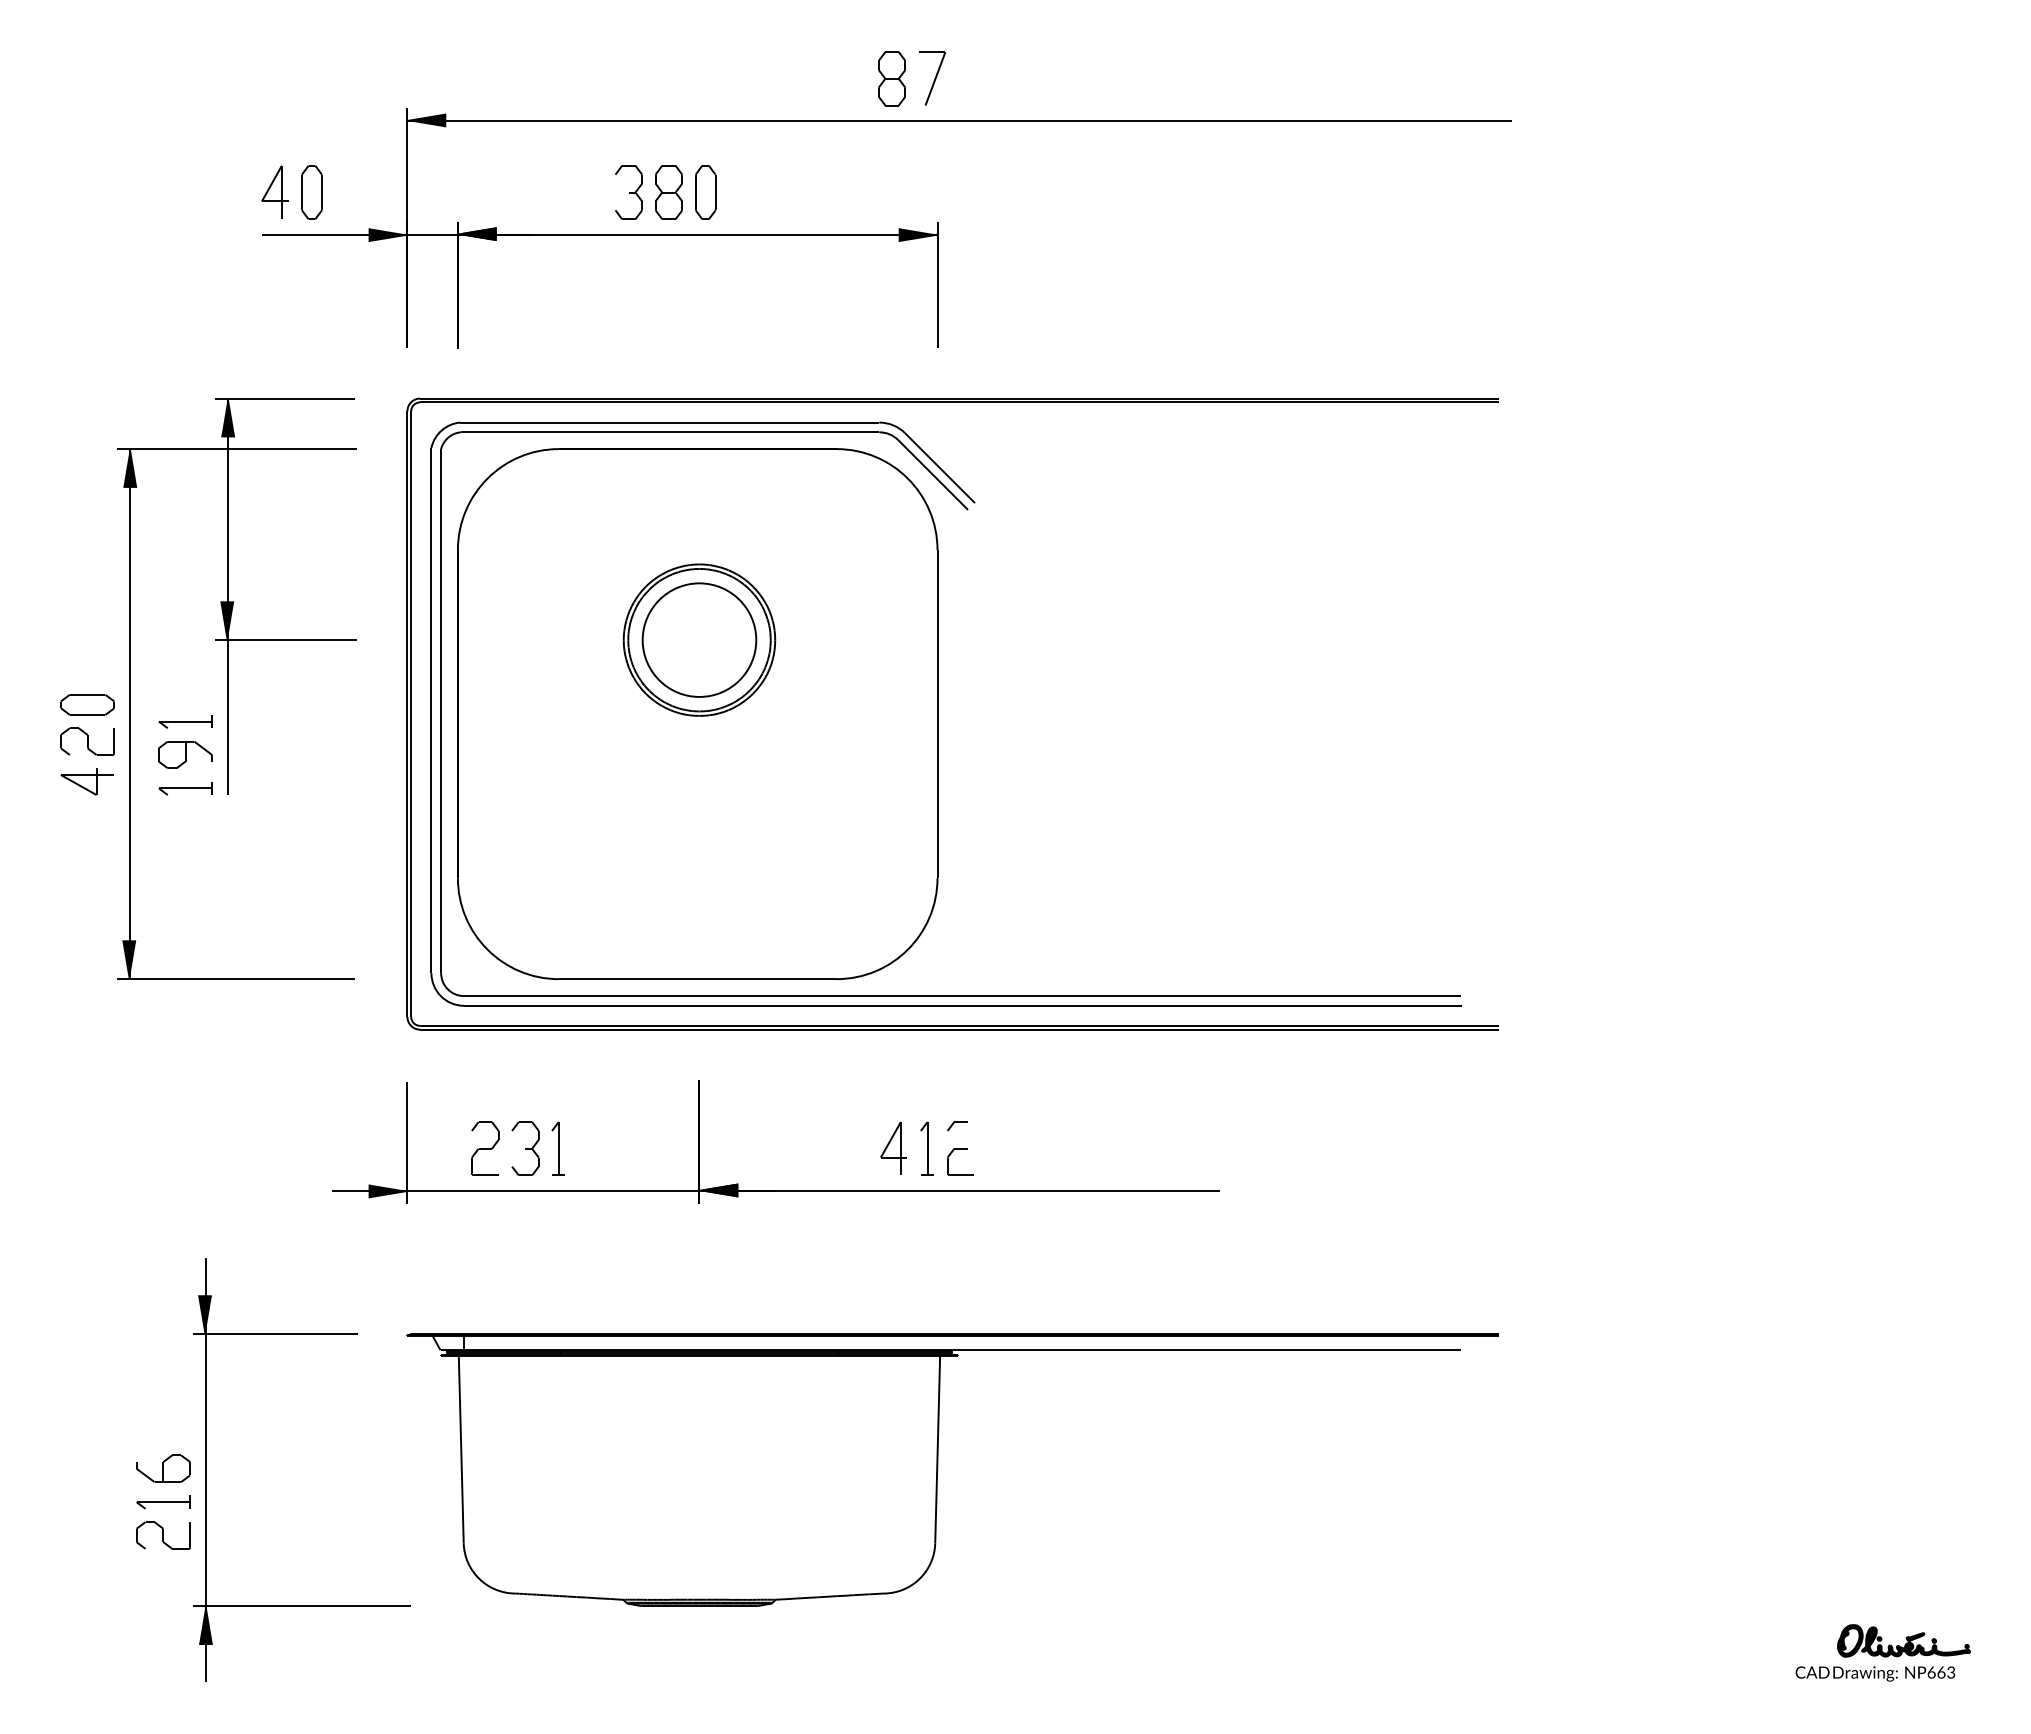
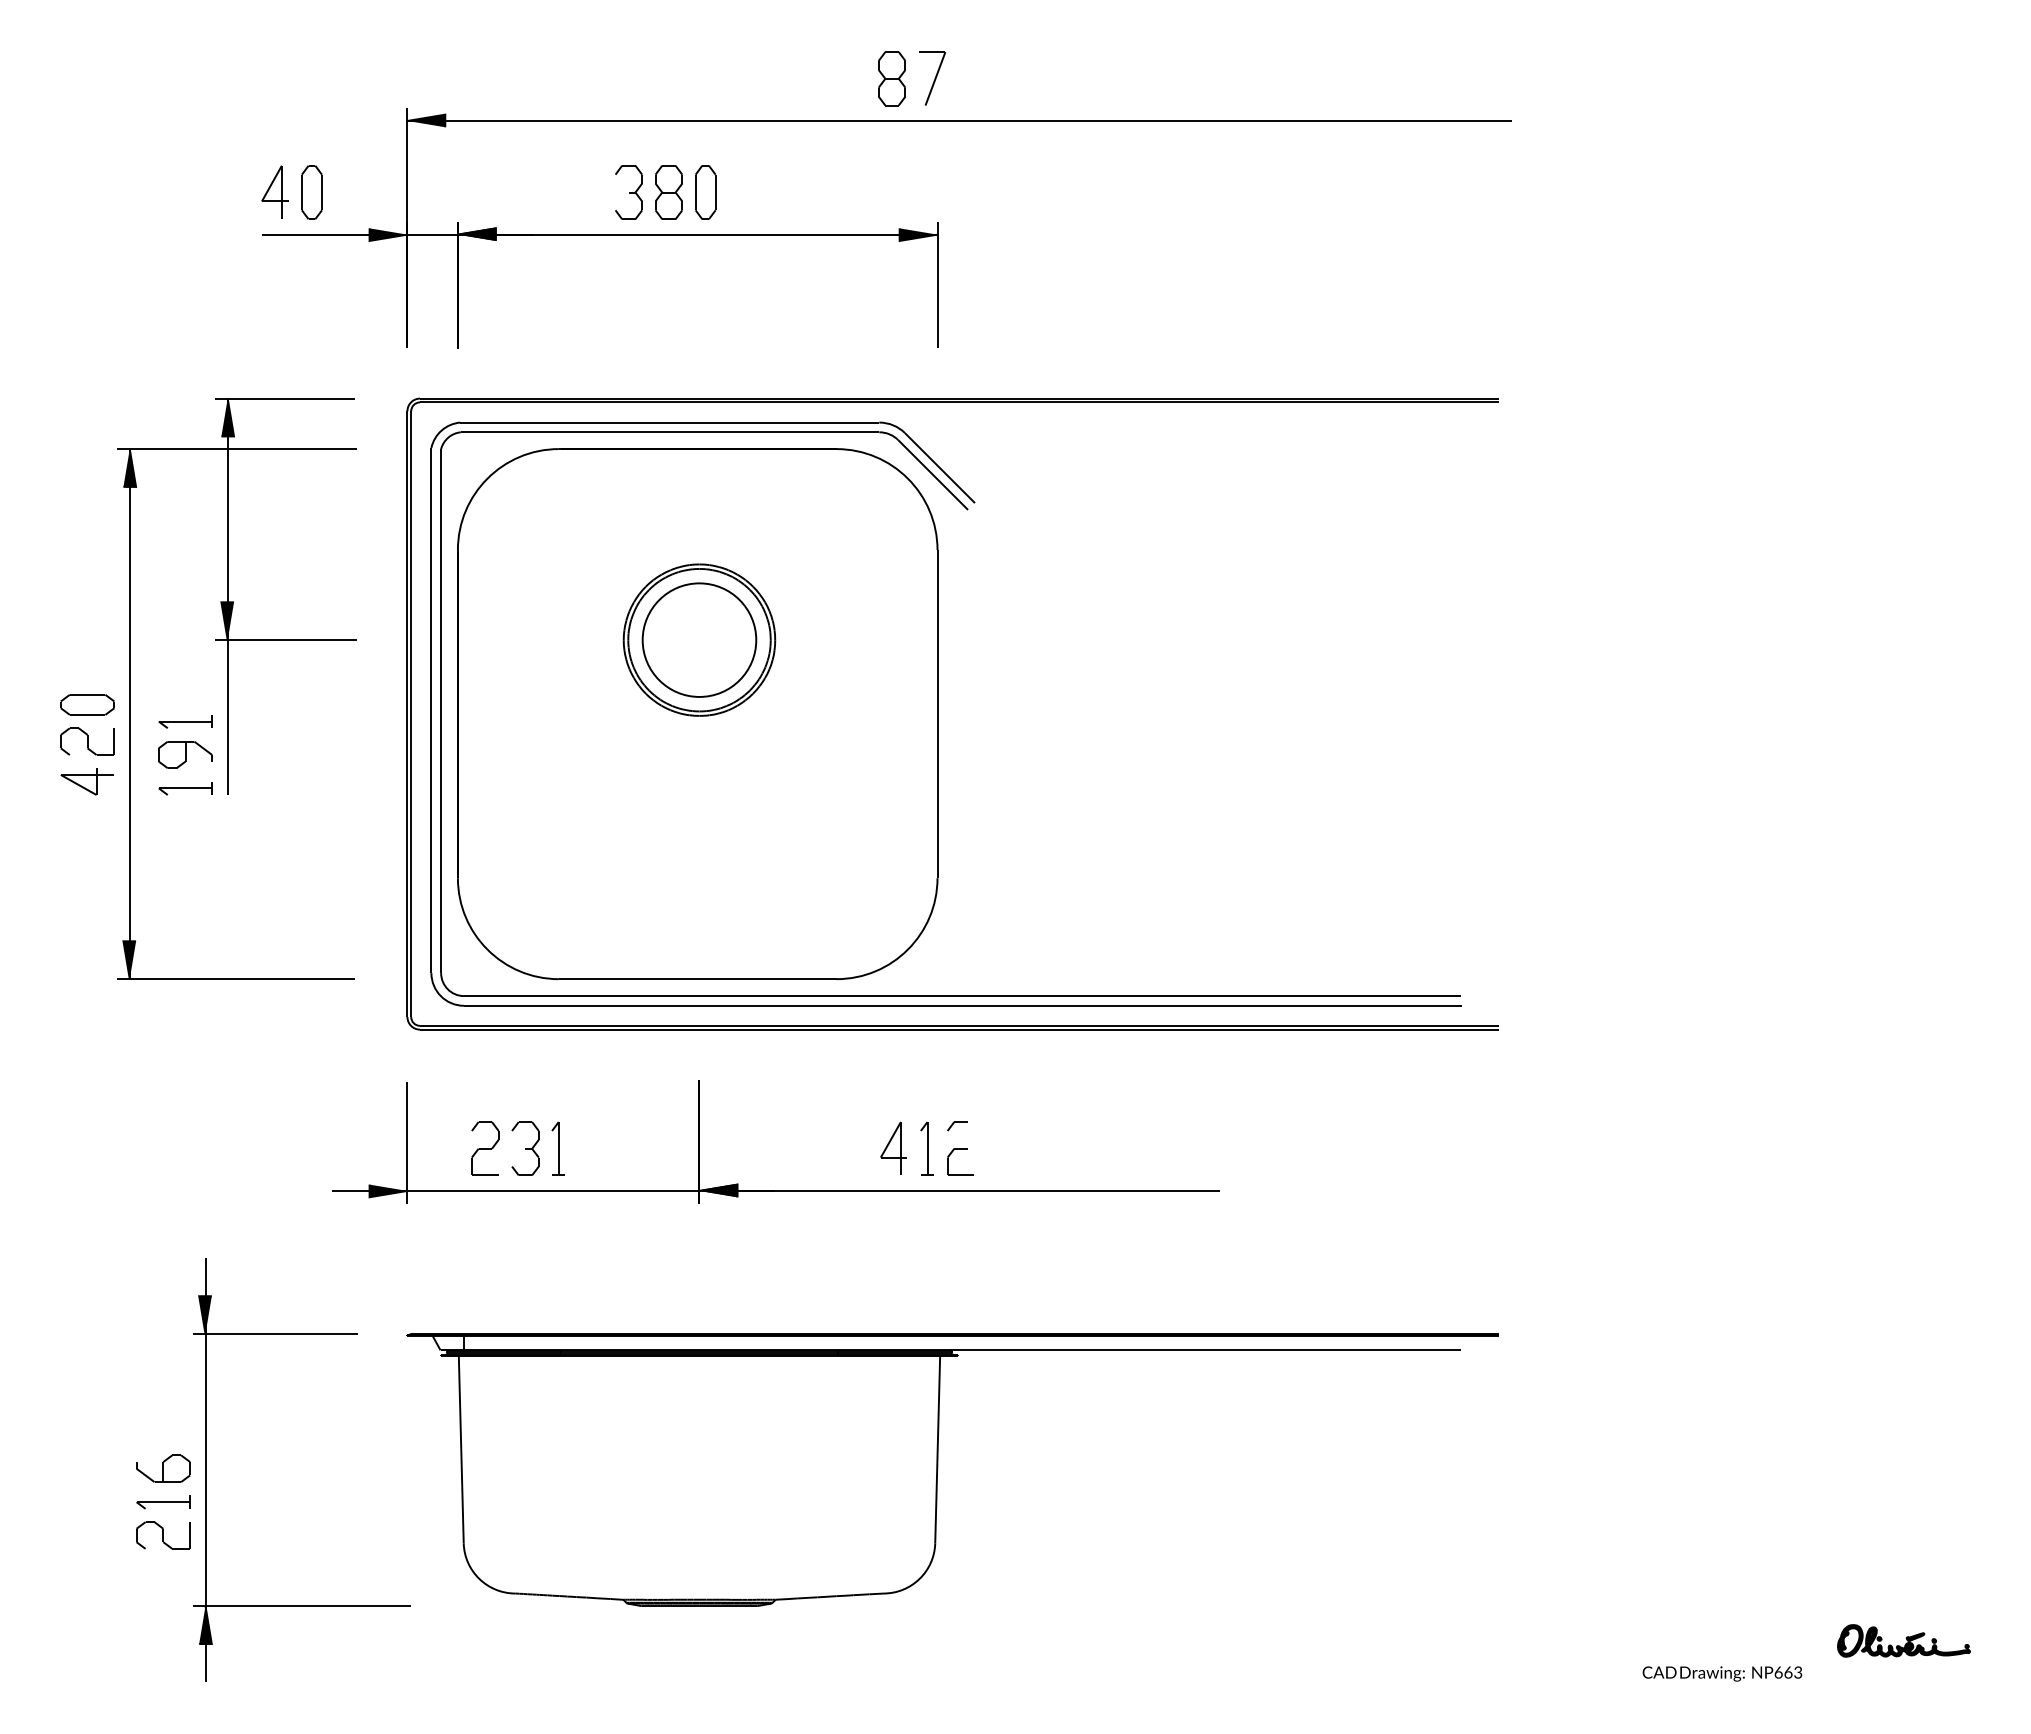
text position: (1875, 1673) -> (1722, 1673) (1722, 1673)
